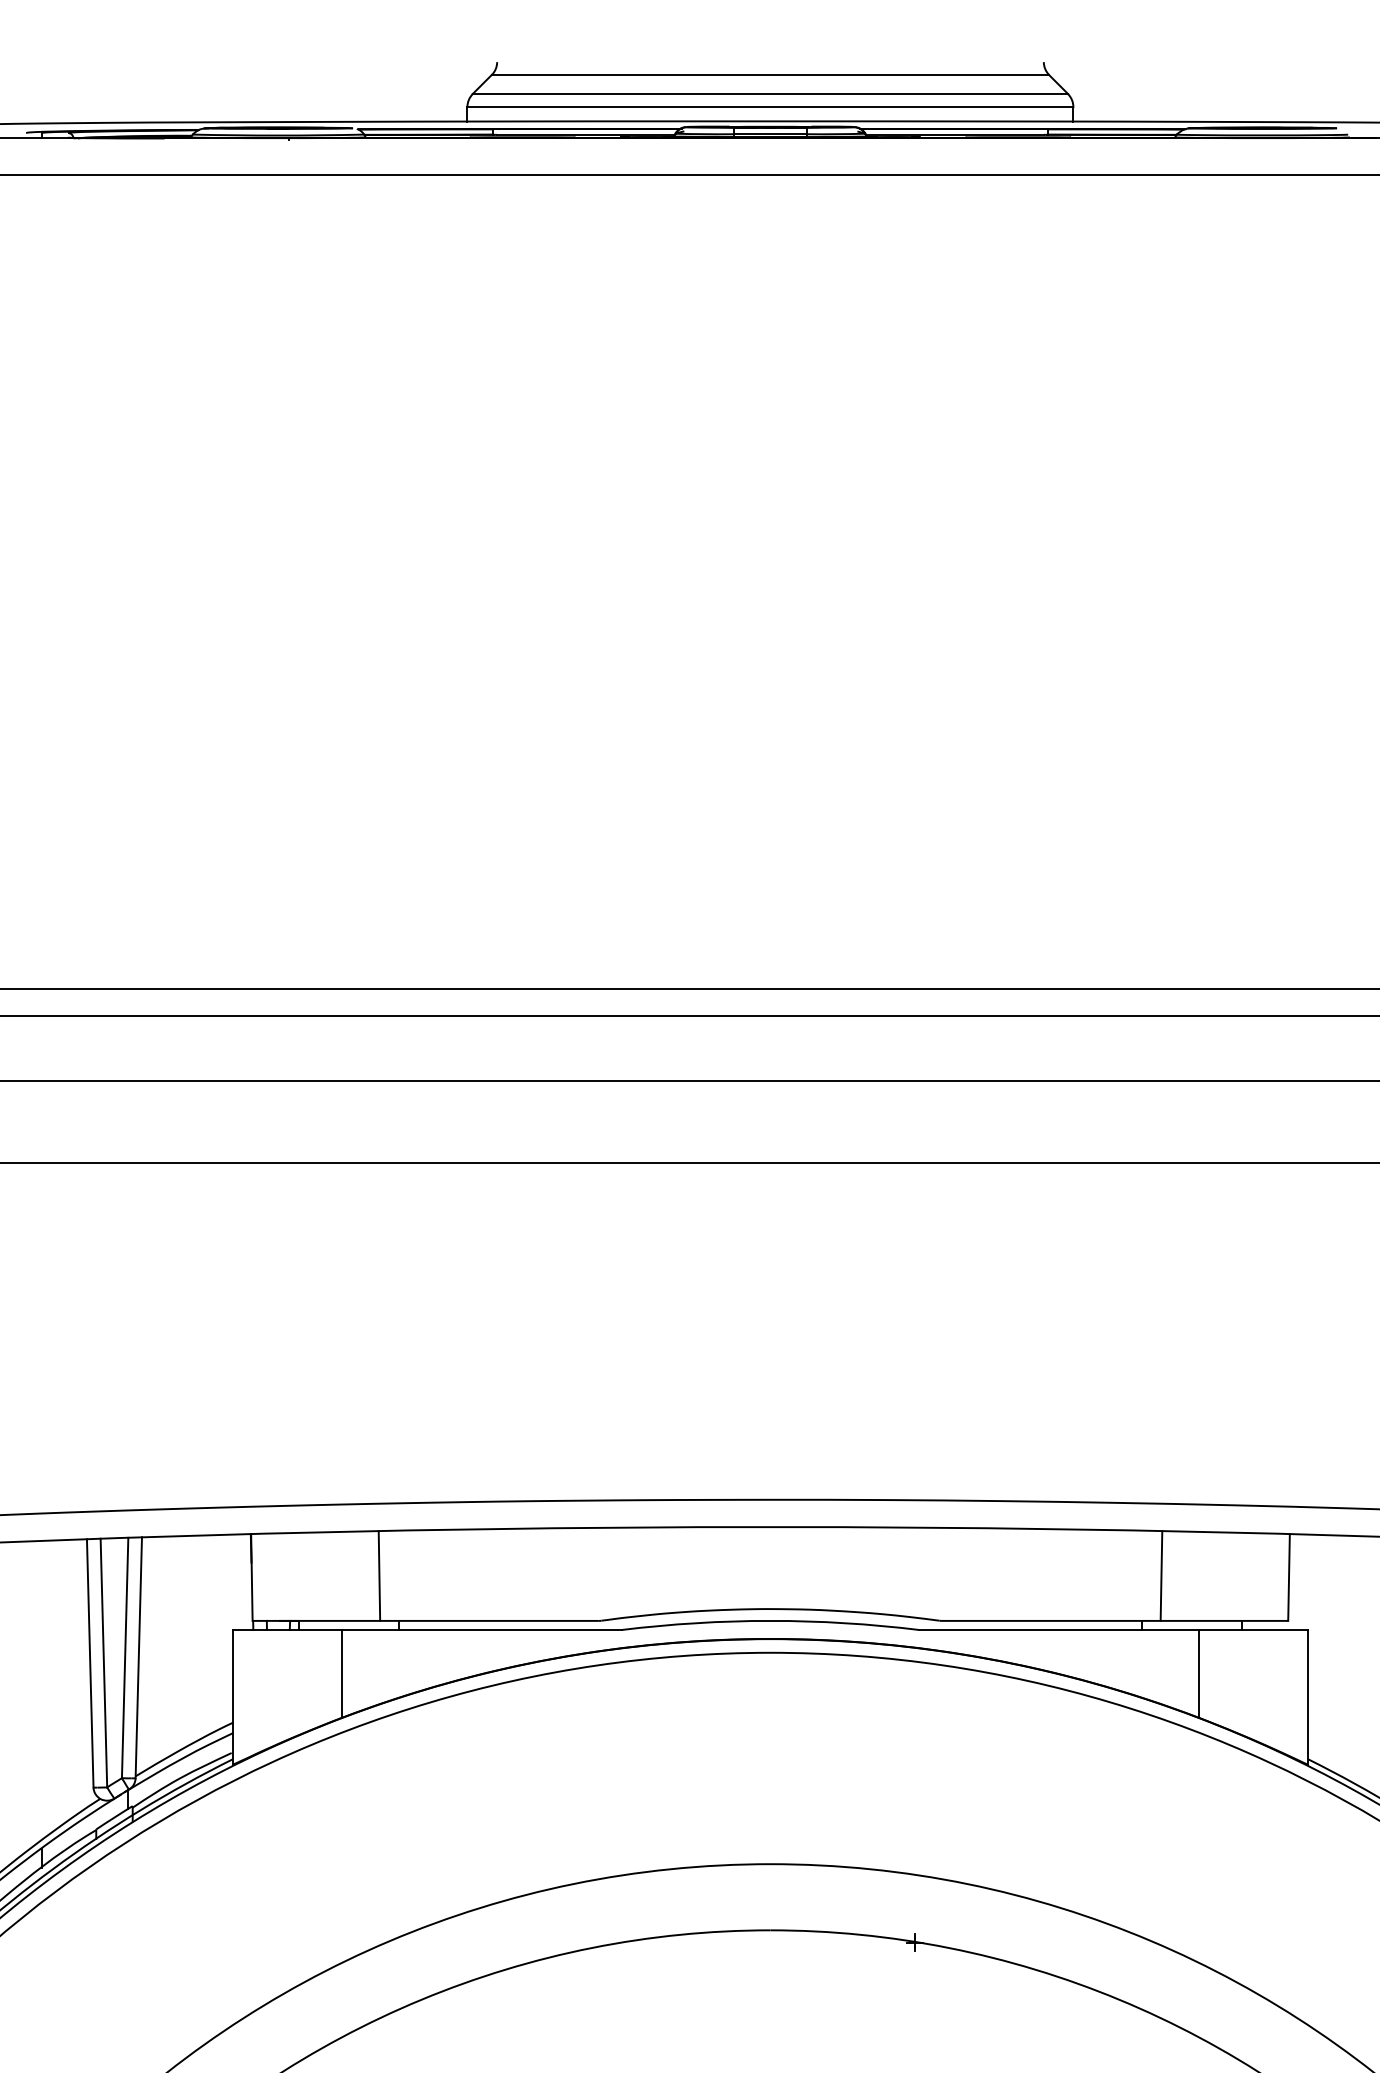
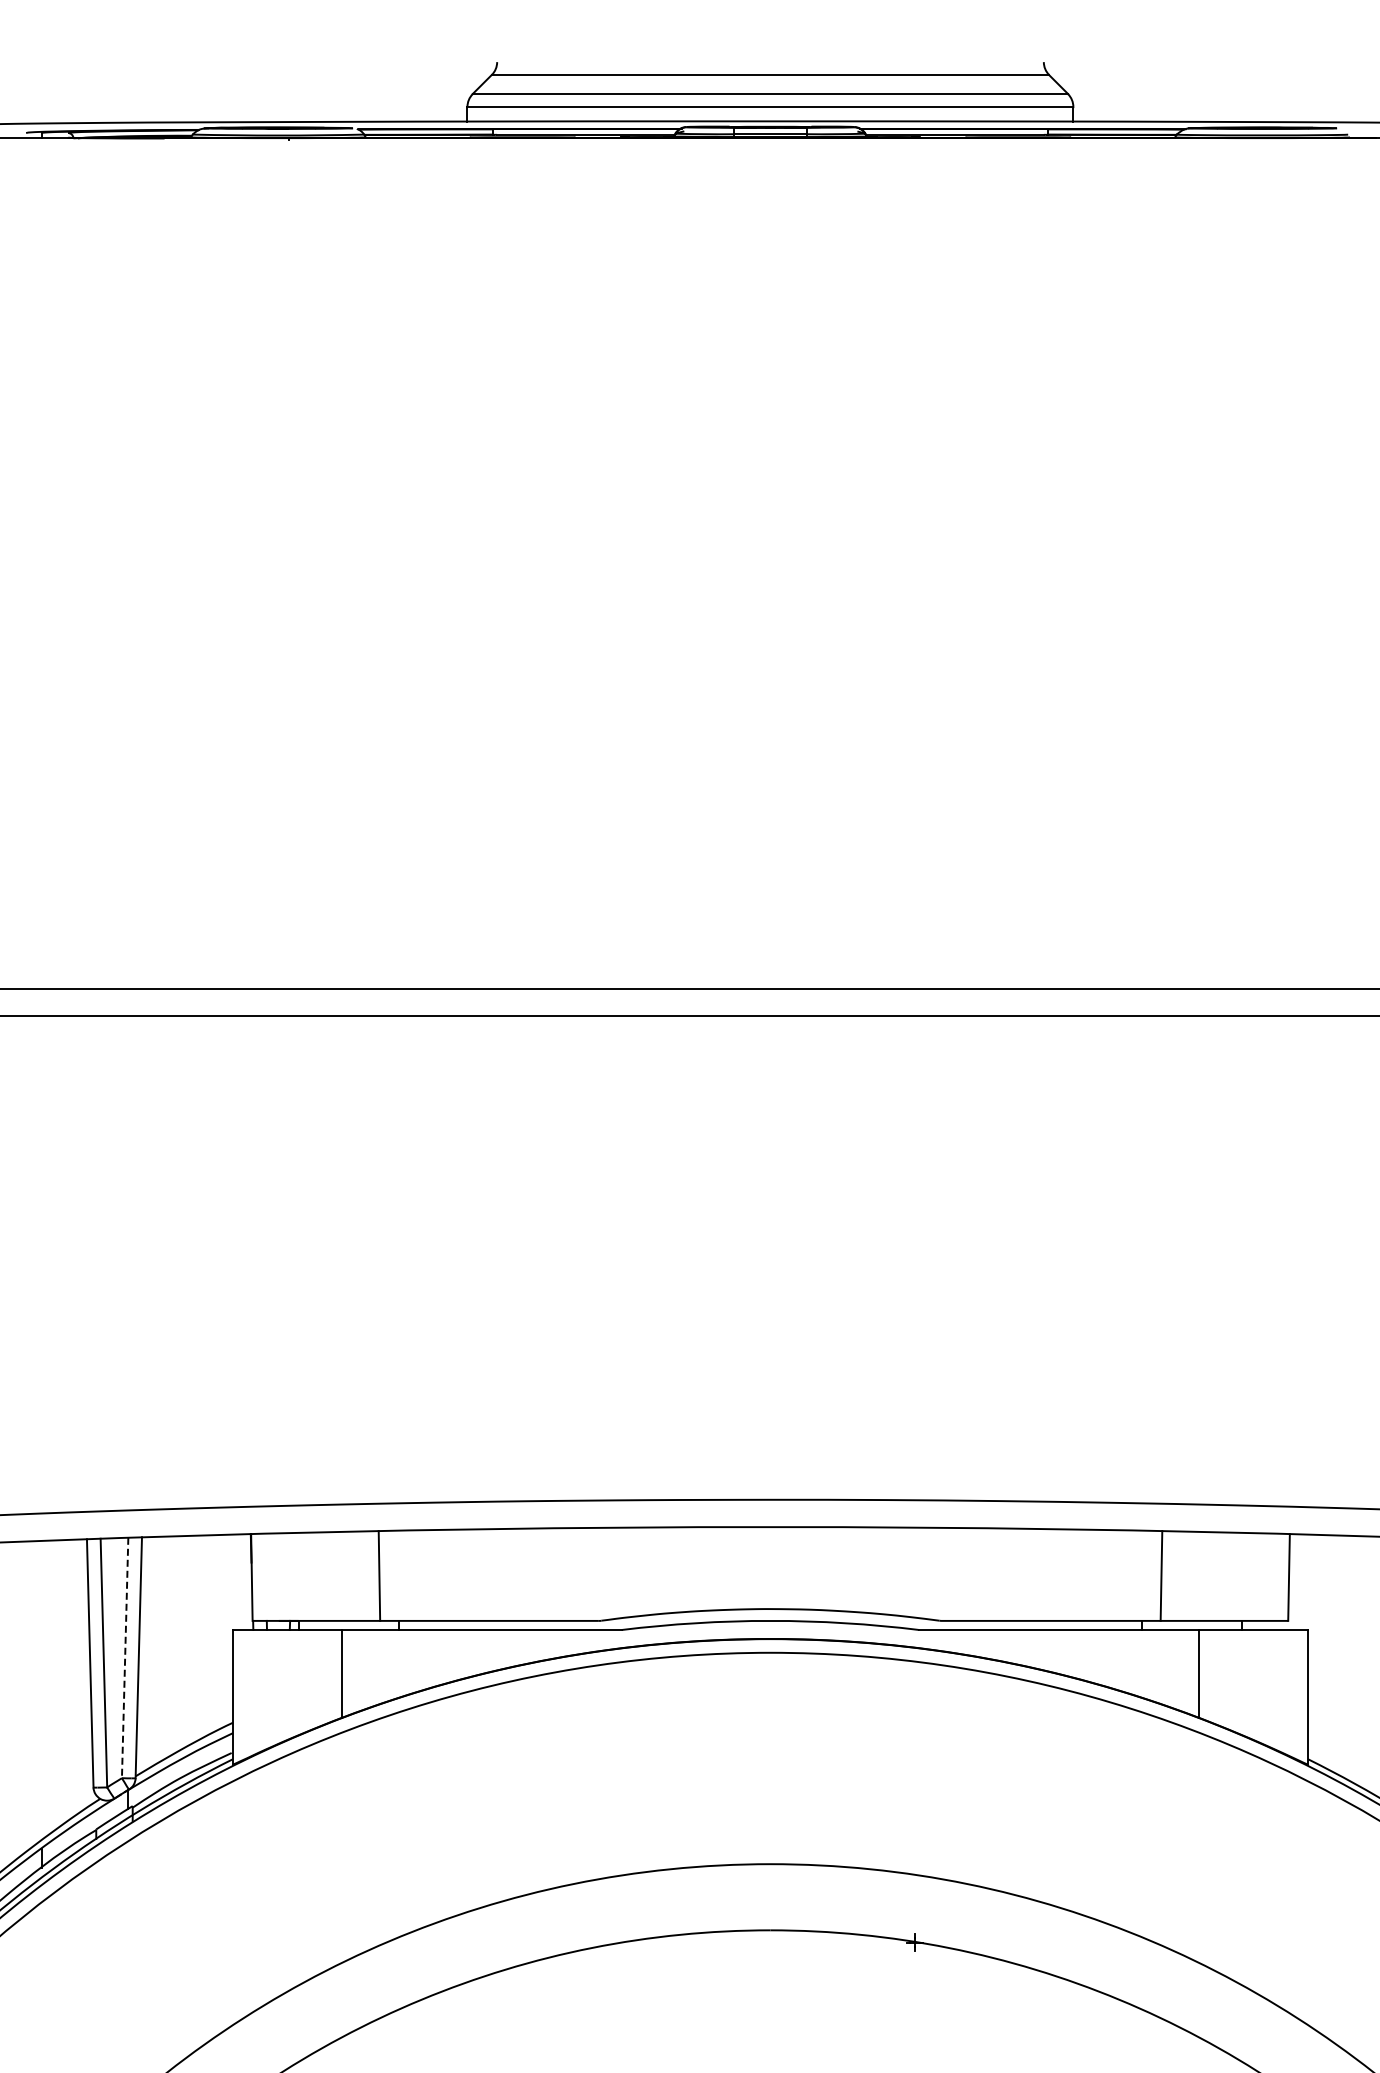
line: present -> none (689, 174)
line: present -> none (689, 1080)
line: present -> none (689, 1162)
line: solid -> dashed (125, 1658)
